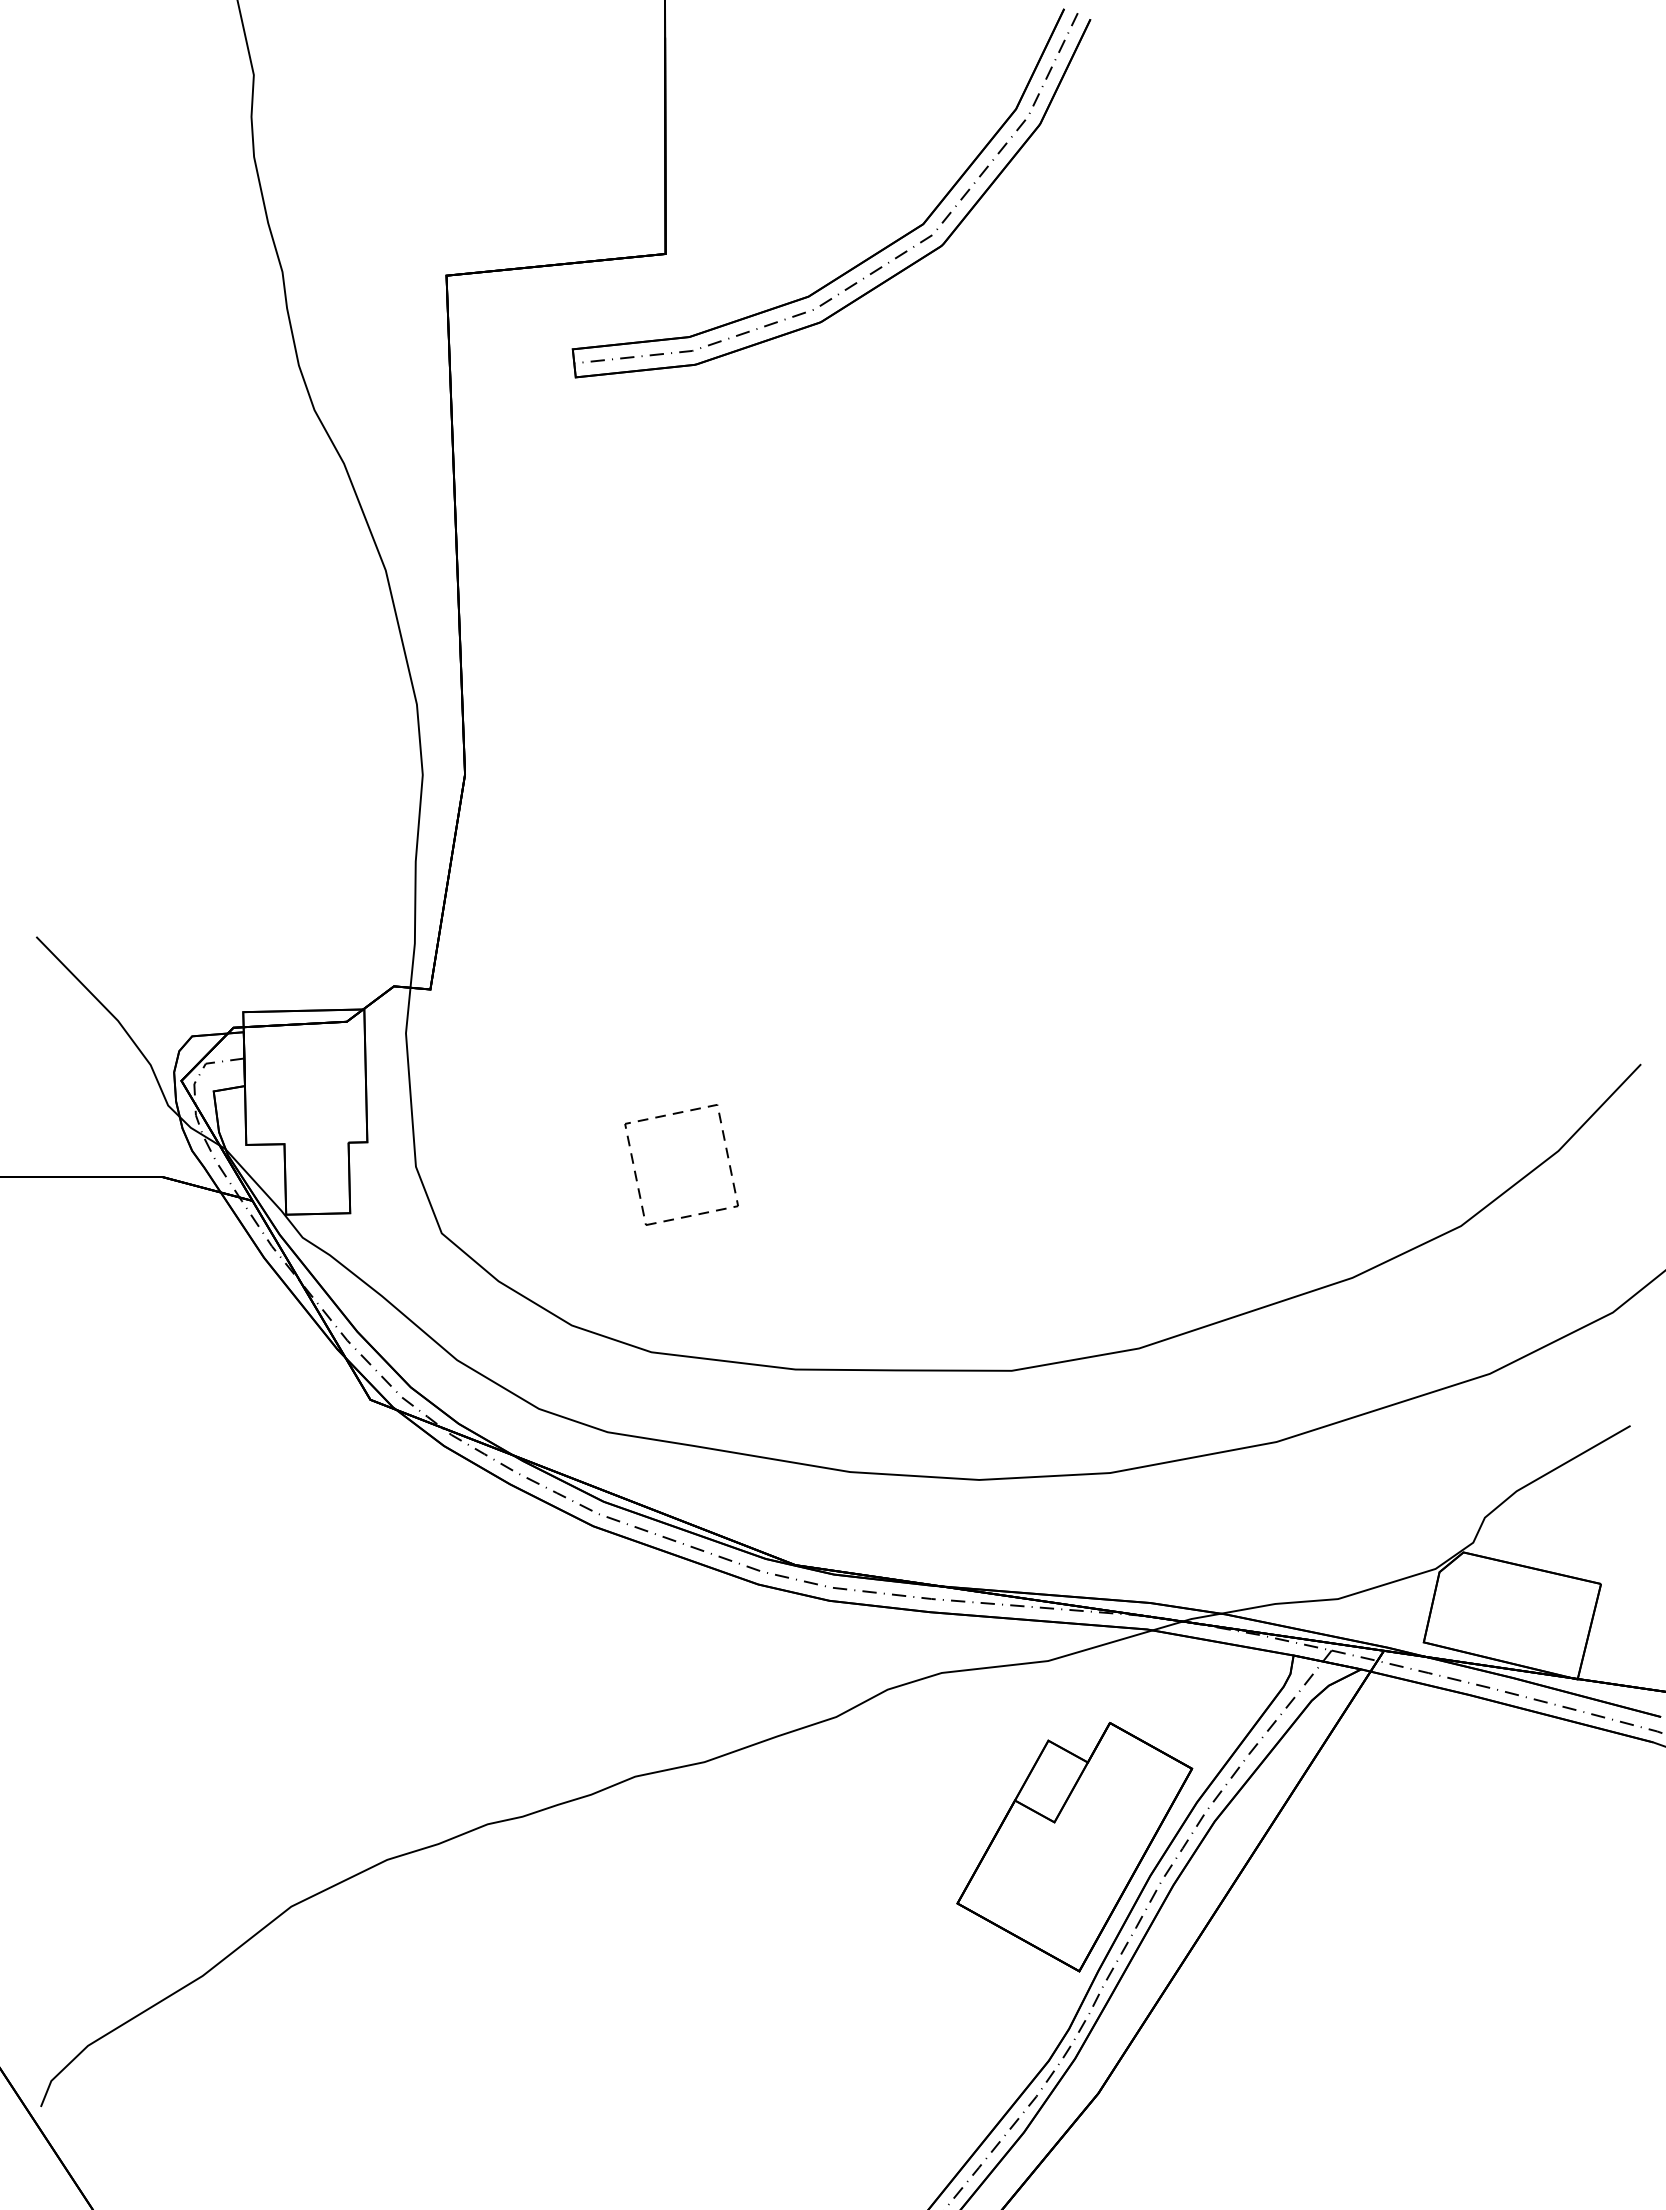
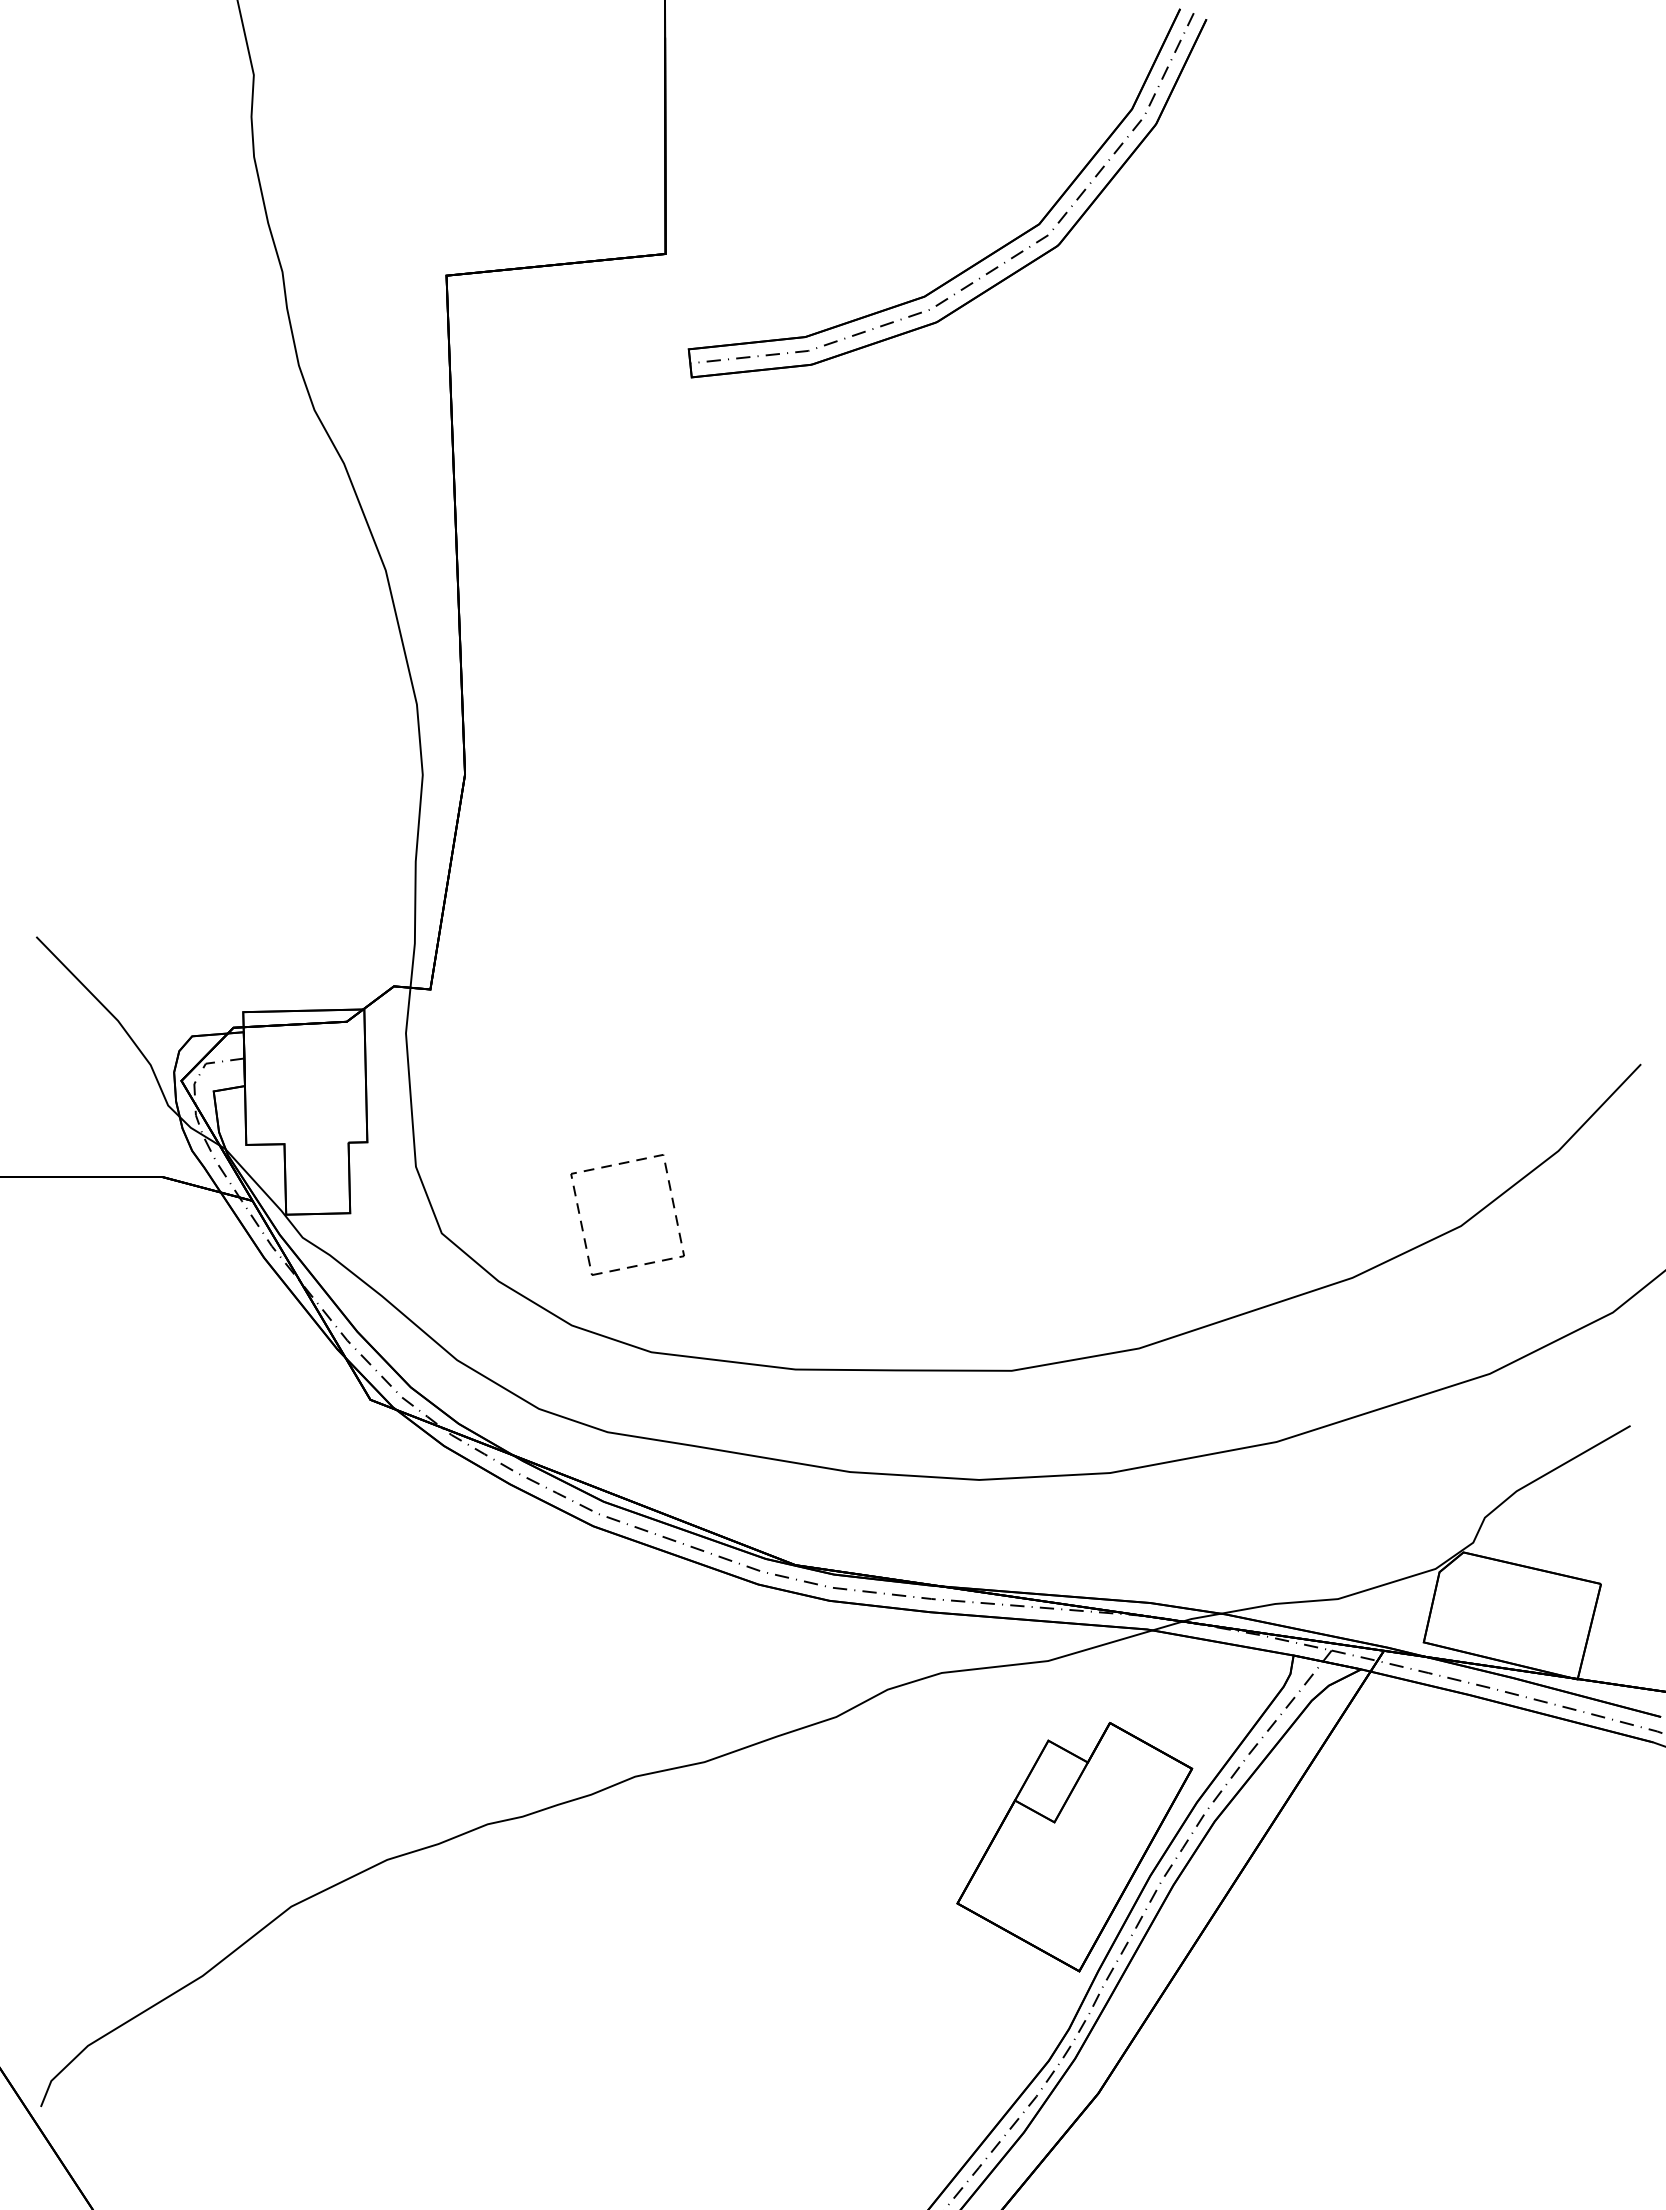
part position: (869, 256) -> (985, 256) (985, 256)
part position: (637, 1177) -> (583, 1227) (583, 1227)
